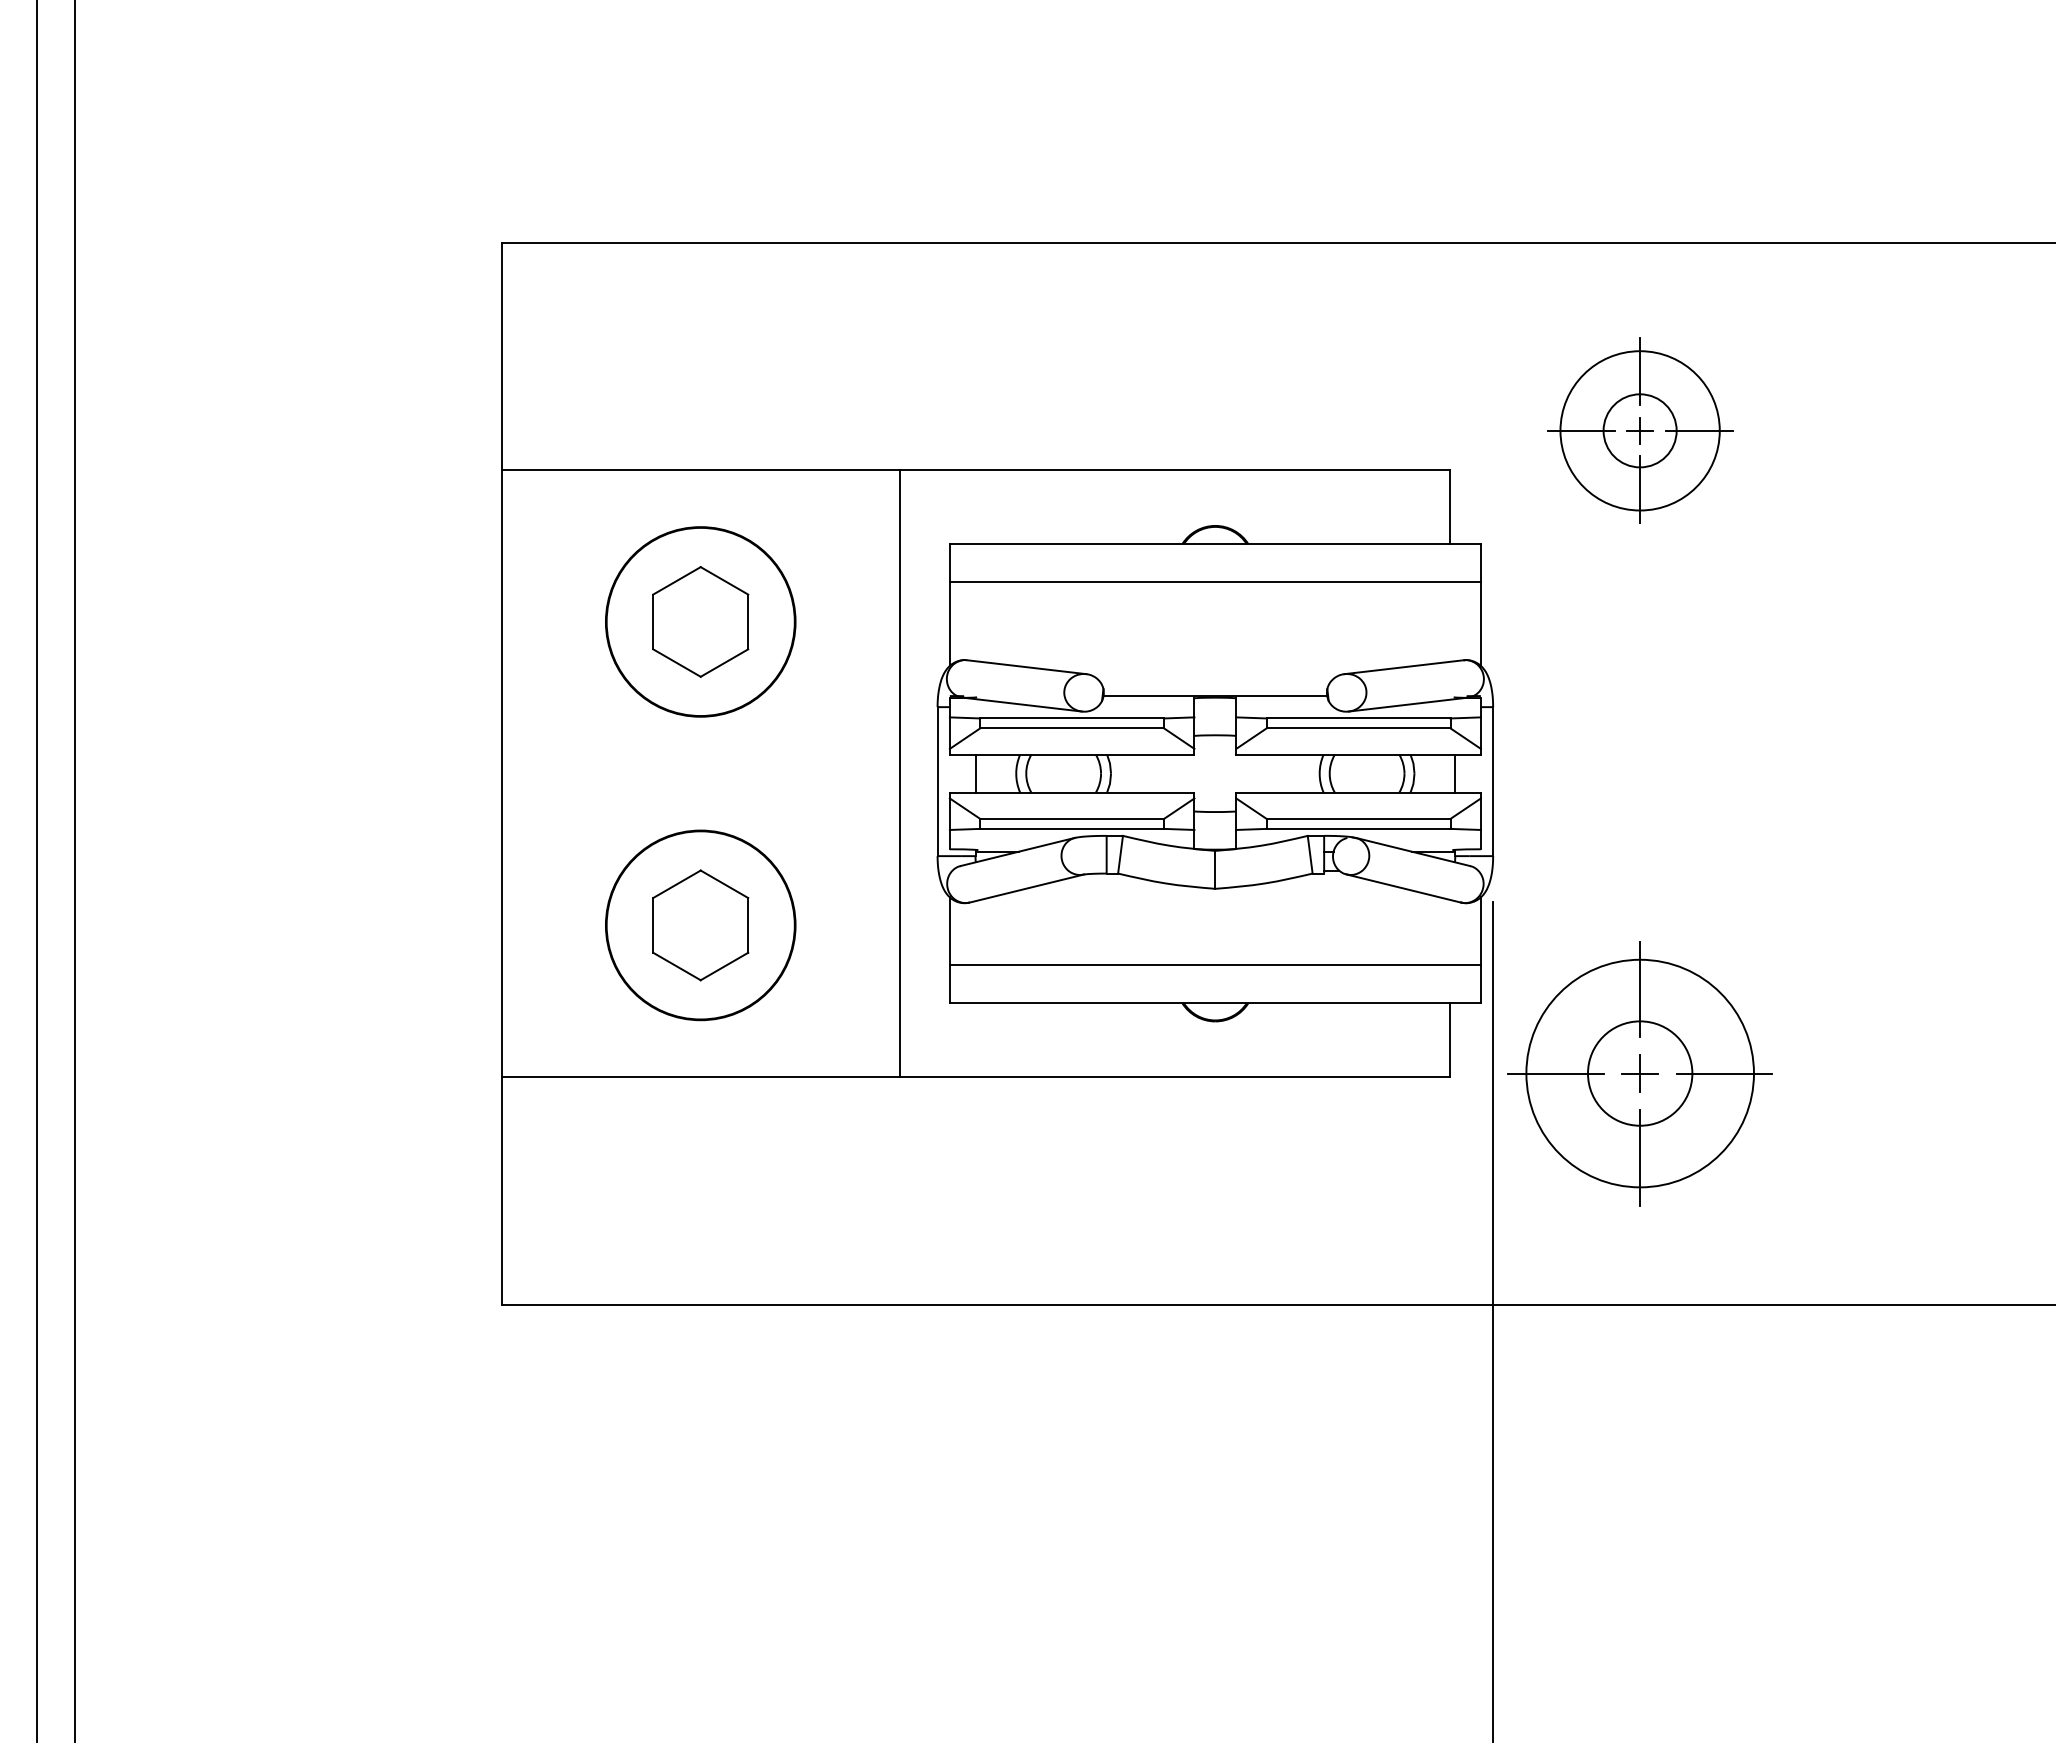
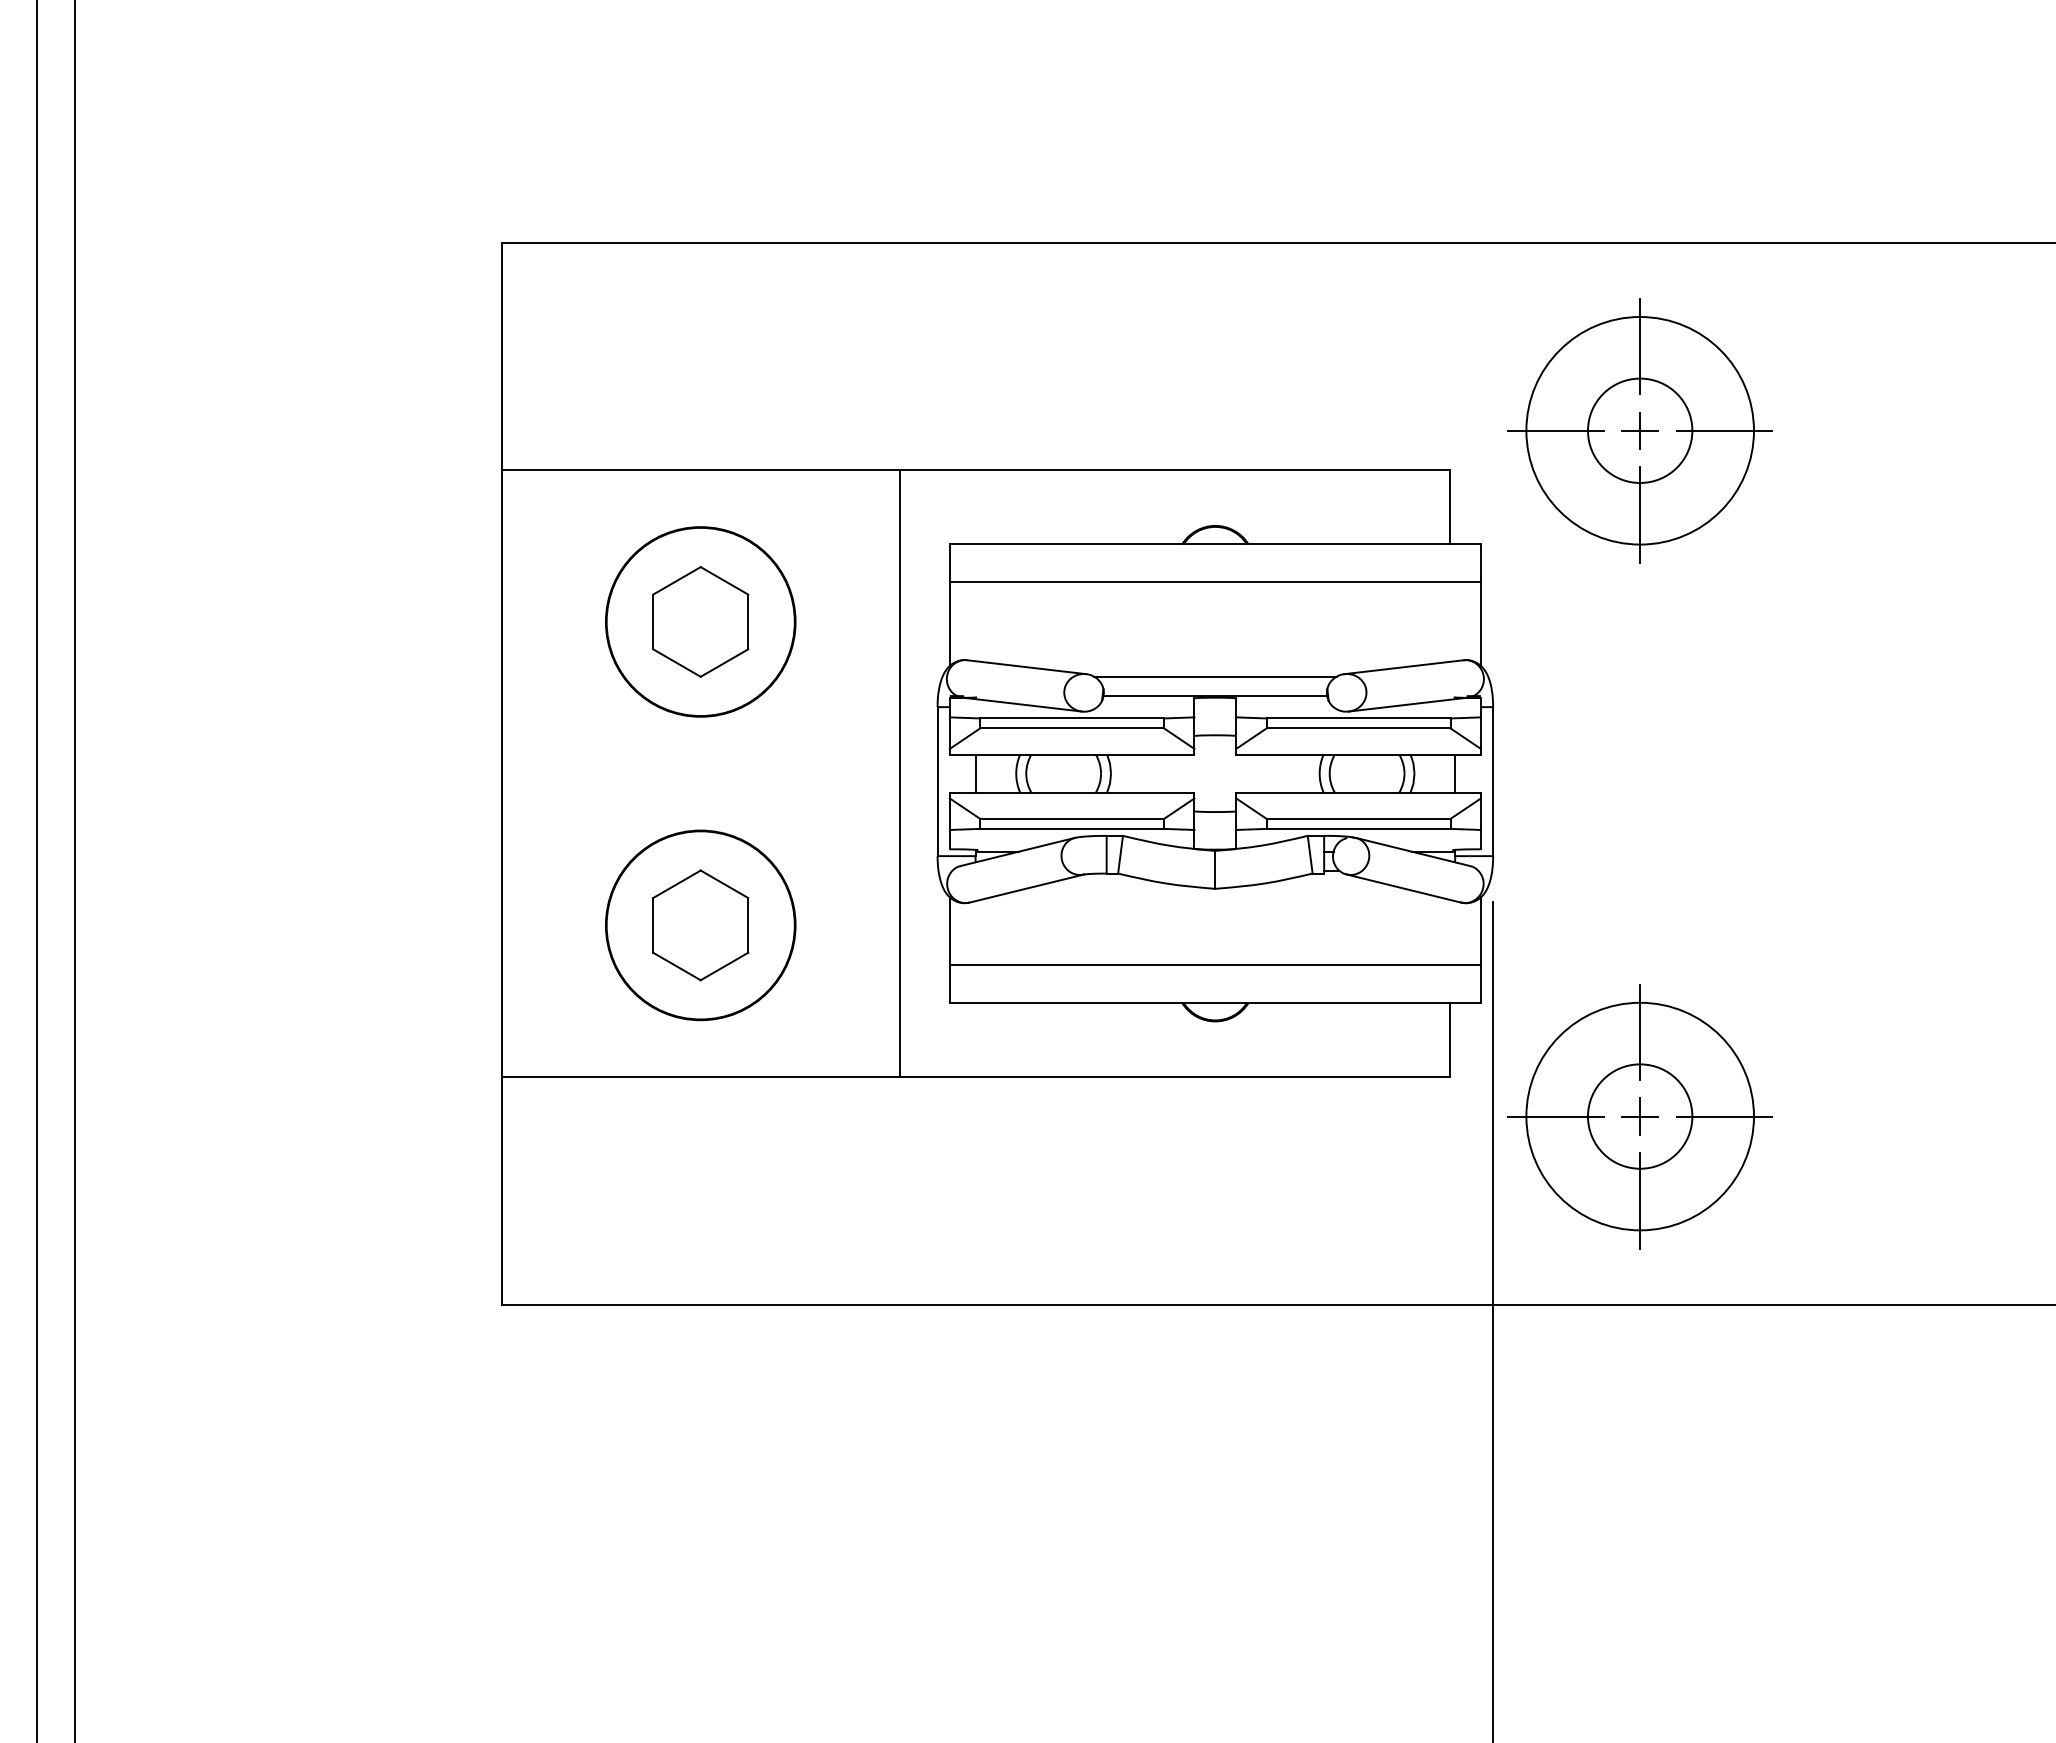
part size: 187x187 px -> 266x266 px (1639, 430)
line: none -> present (1215, 676)
part position: (1639, 1073) -> (1639, 1116) (1639, 1116)
